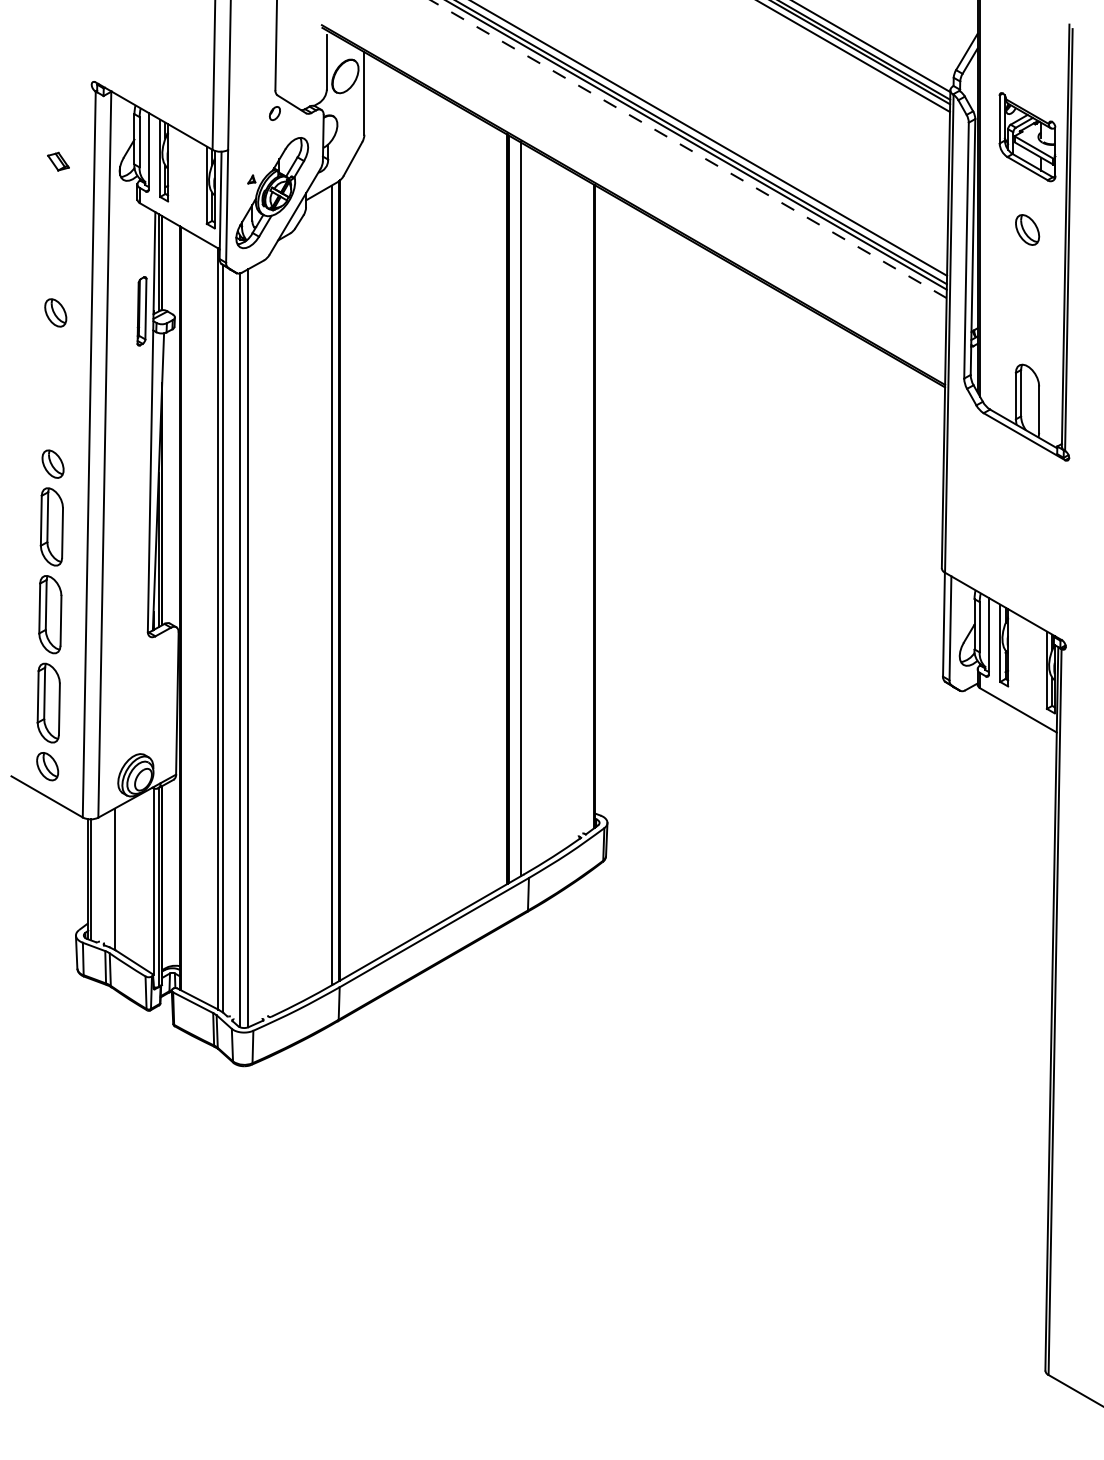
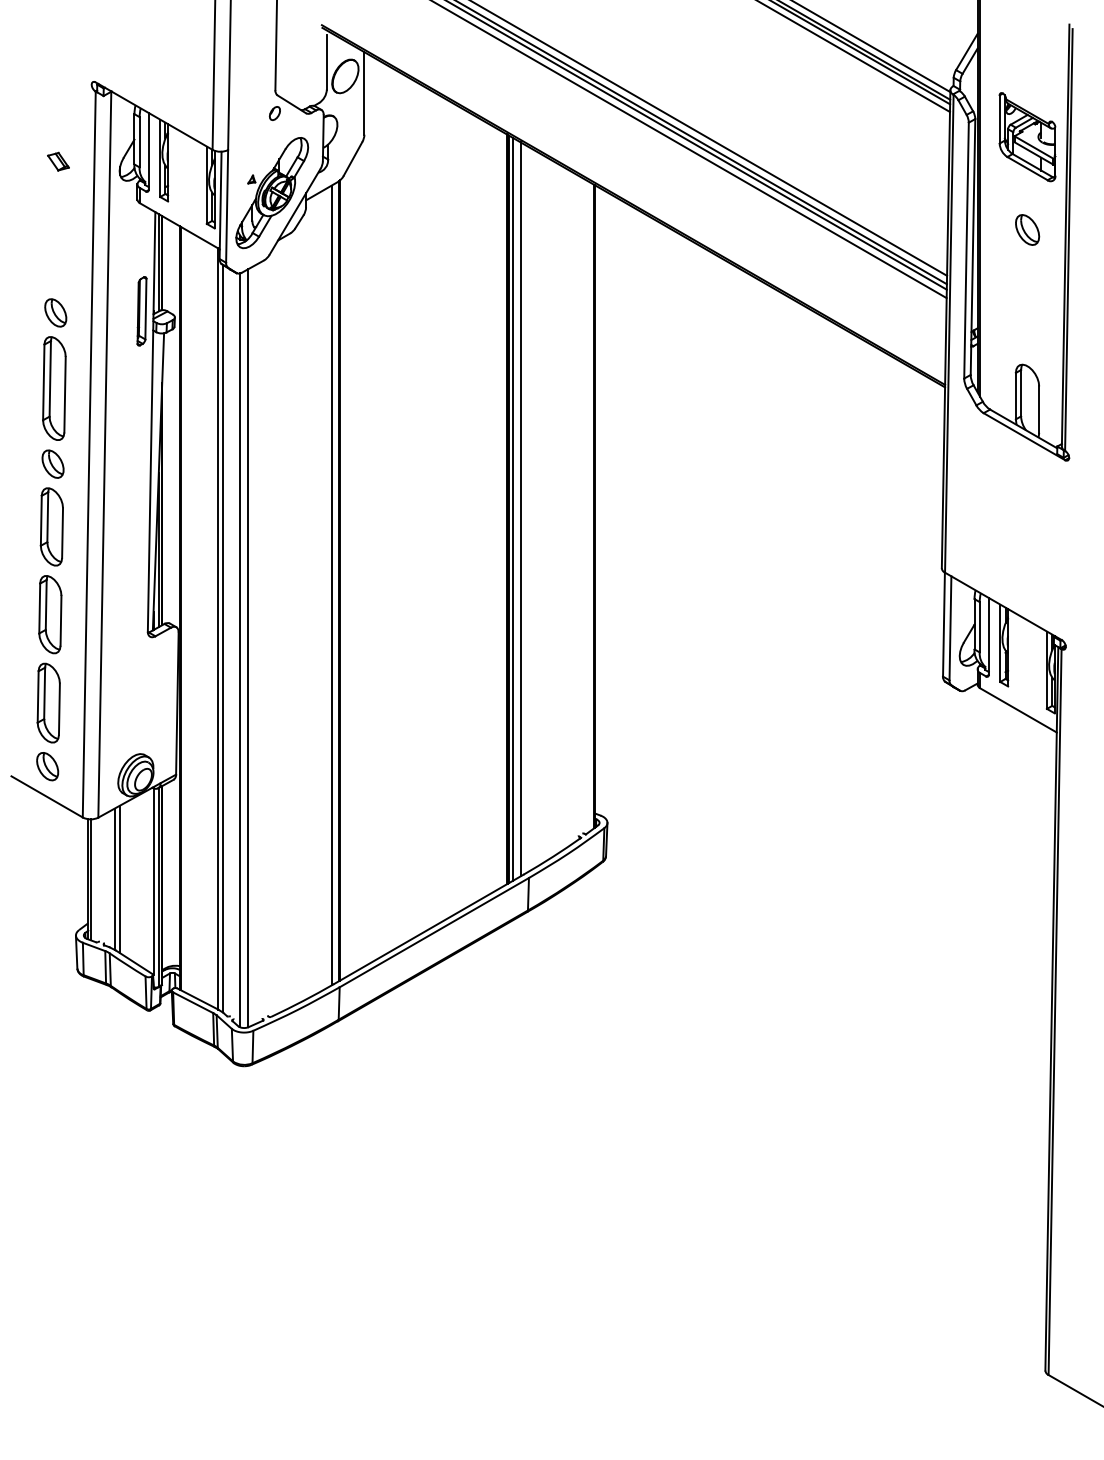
line: dashed -> solid (688, 149)
part: none -> present (54, 388)
line: none -> present (513, 508)
line: none -> present (120, 879)
